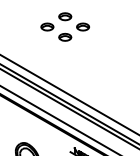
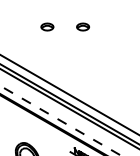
part: present -> none (65, 16)
part: present -> none (65, 36)
line: solid -> dashed (60, 120)
